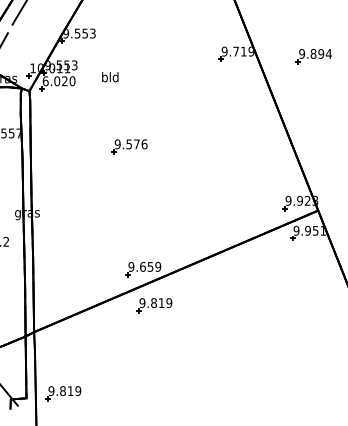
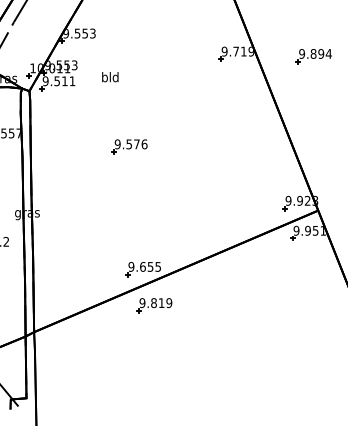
text: 6.020 -> 9.511 (58, 81)
text: 9.659 -> 9.655 (158, 266)
part: present -> none (63, 393)
